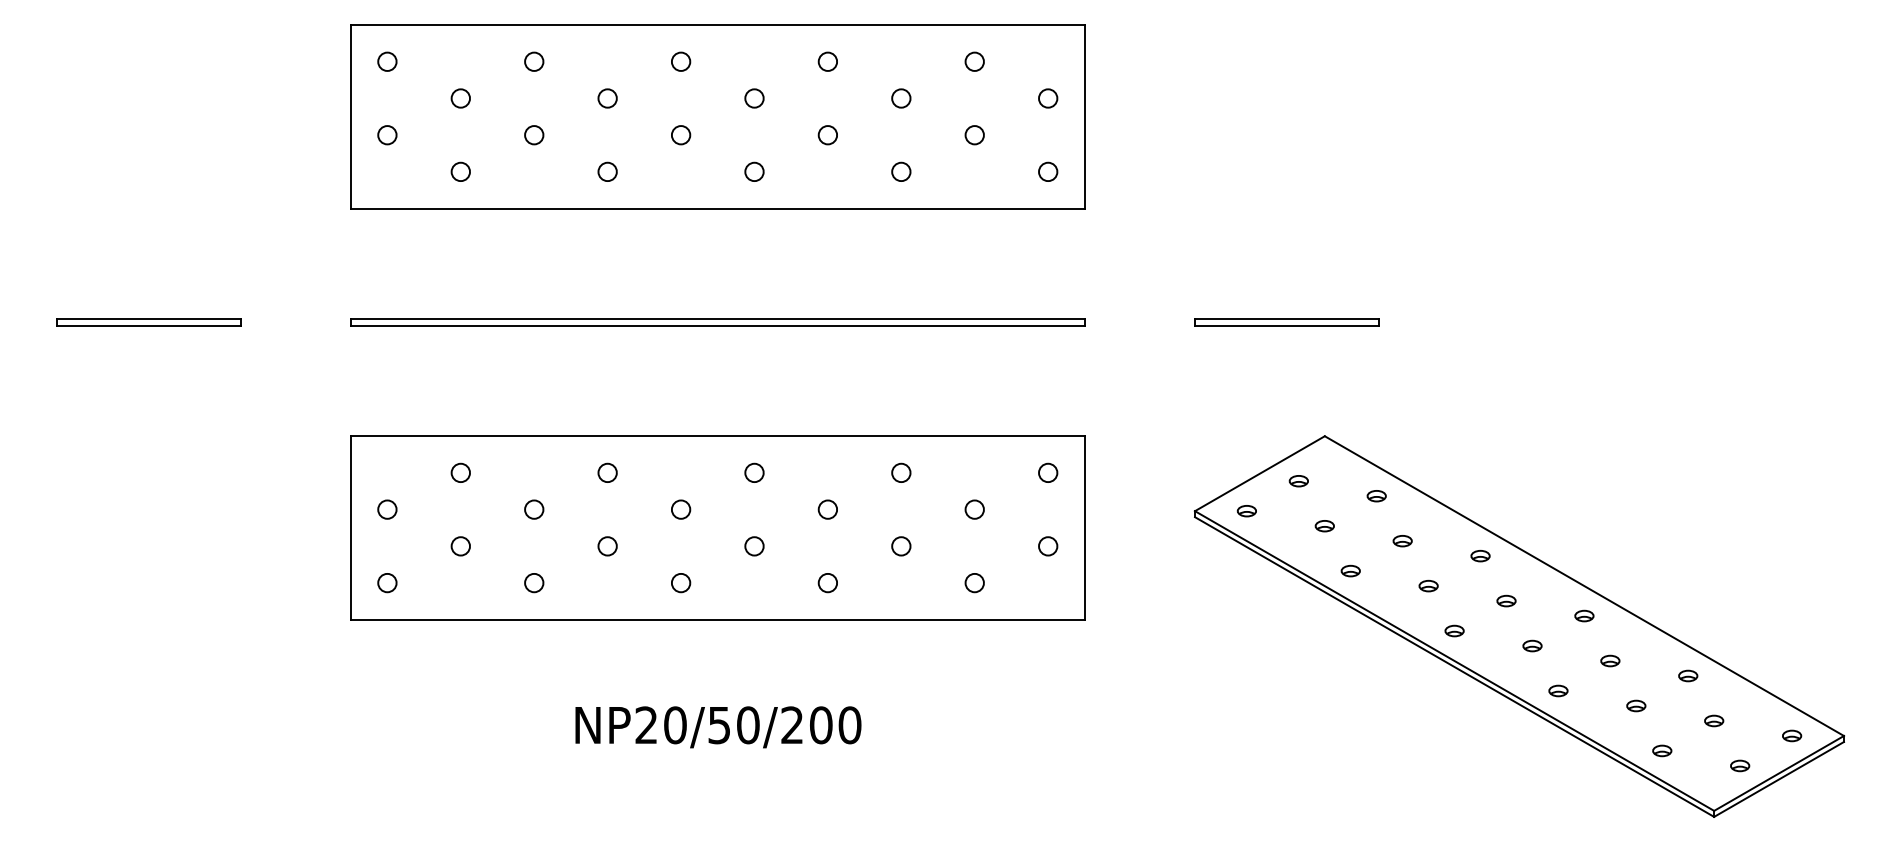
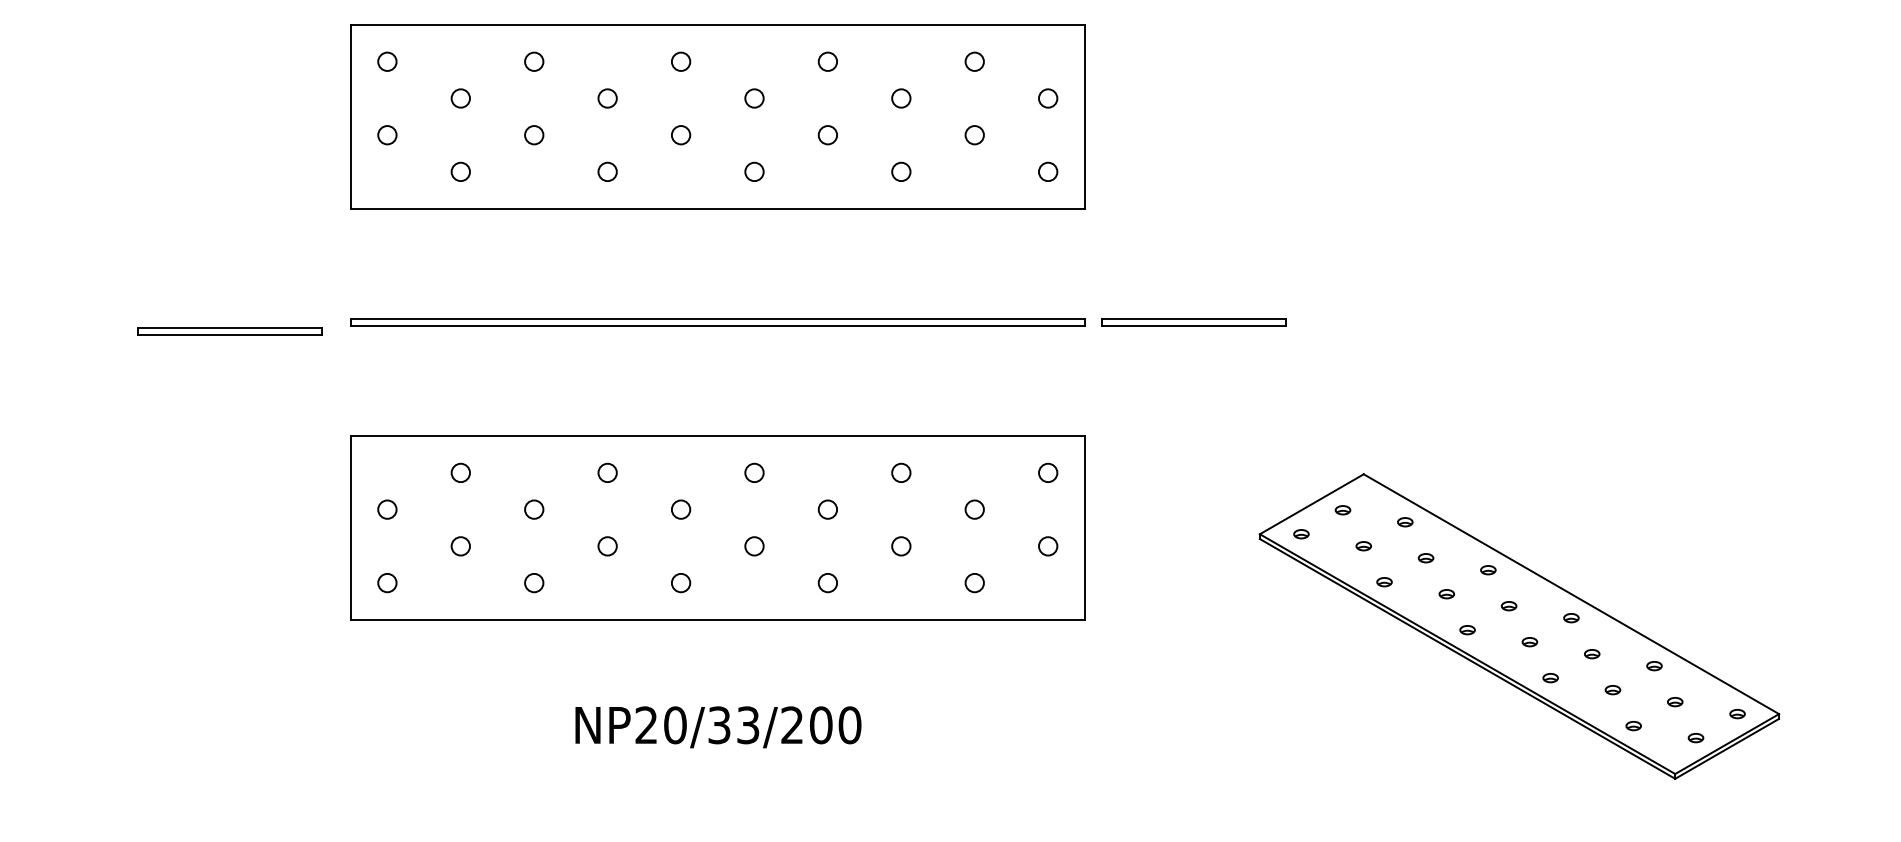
part position: (148, 322) -> (229, 331) (229, 331)
part position: (1286, 322) -> (1193, 322) (1193, 322)
part size: 651x383 px -> 523x307 px (1519, 626)
text: NP20/50/200 -> NP20/33/200 (734, 725)
